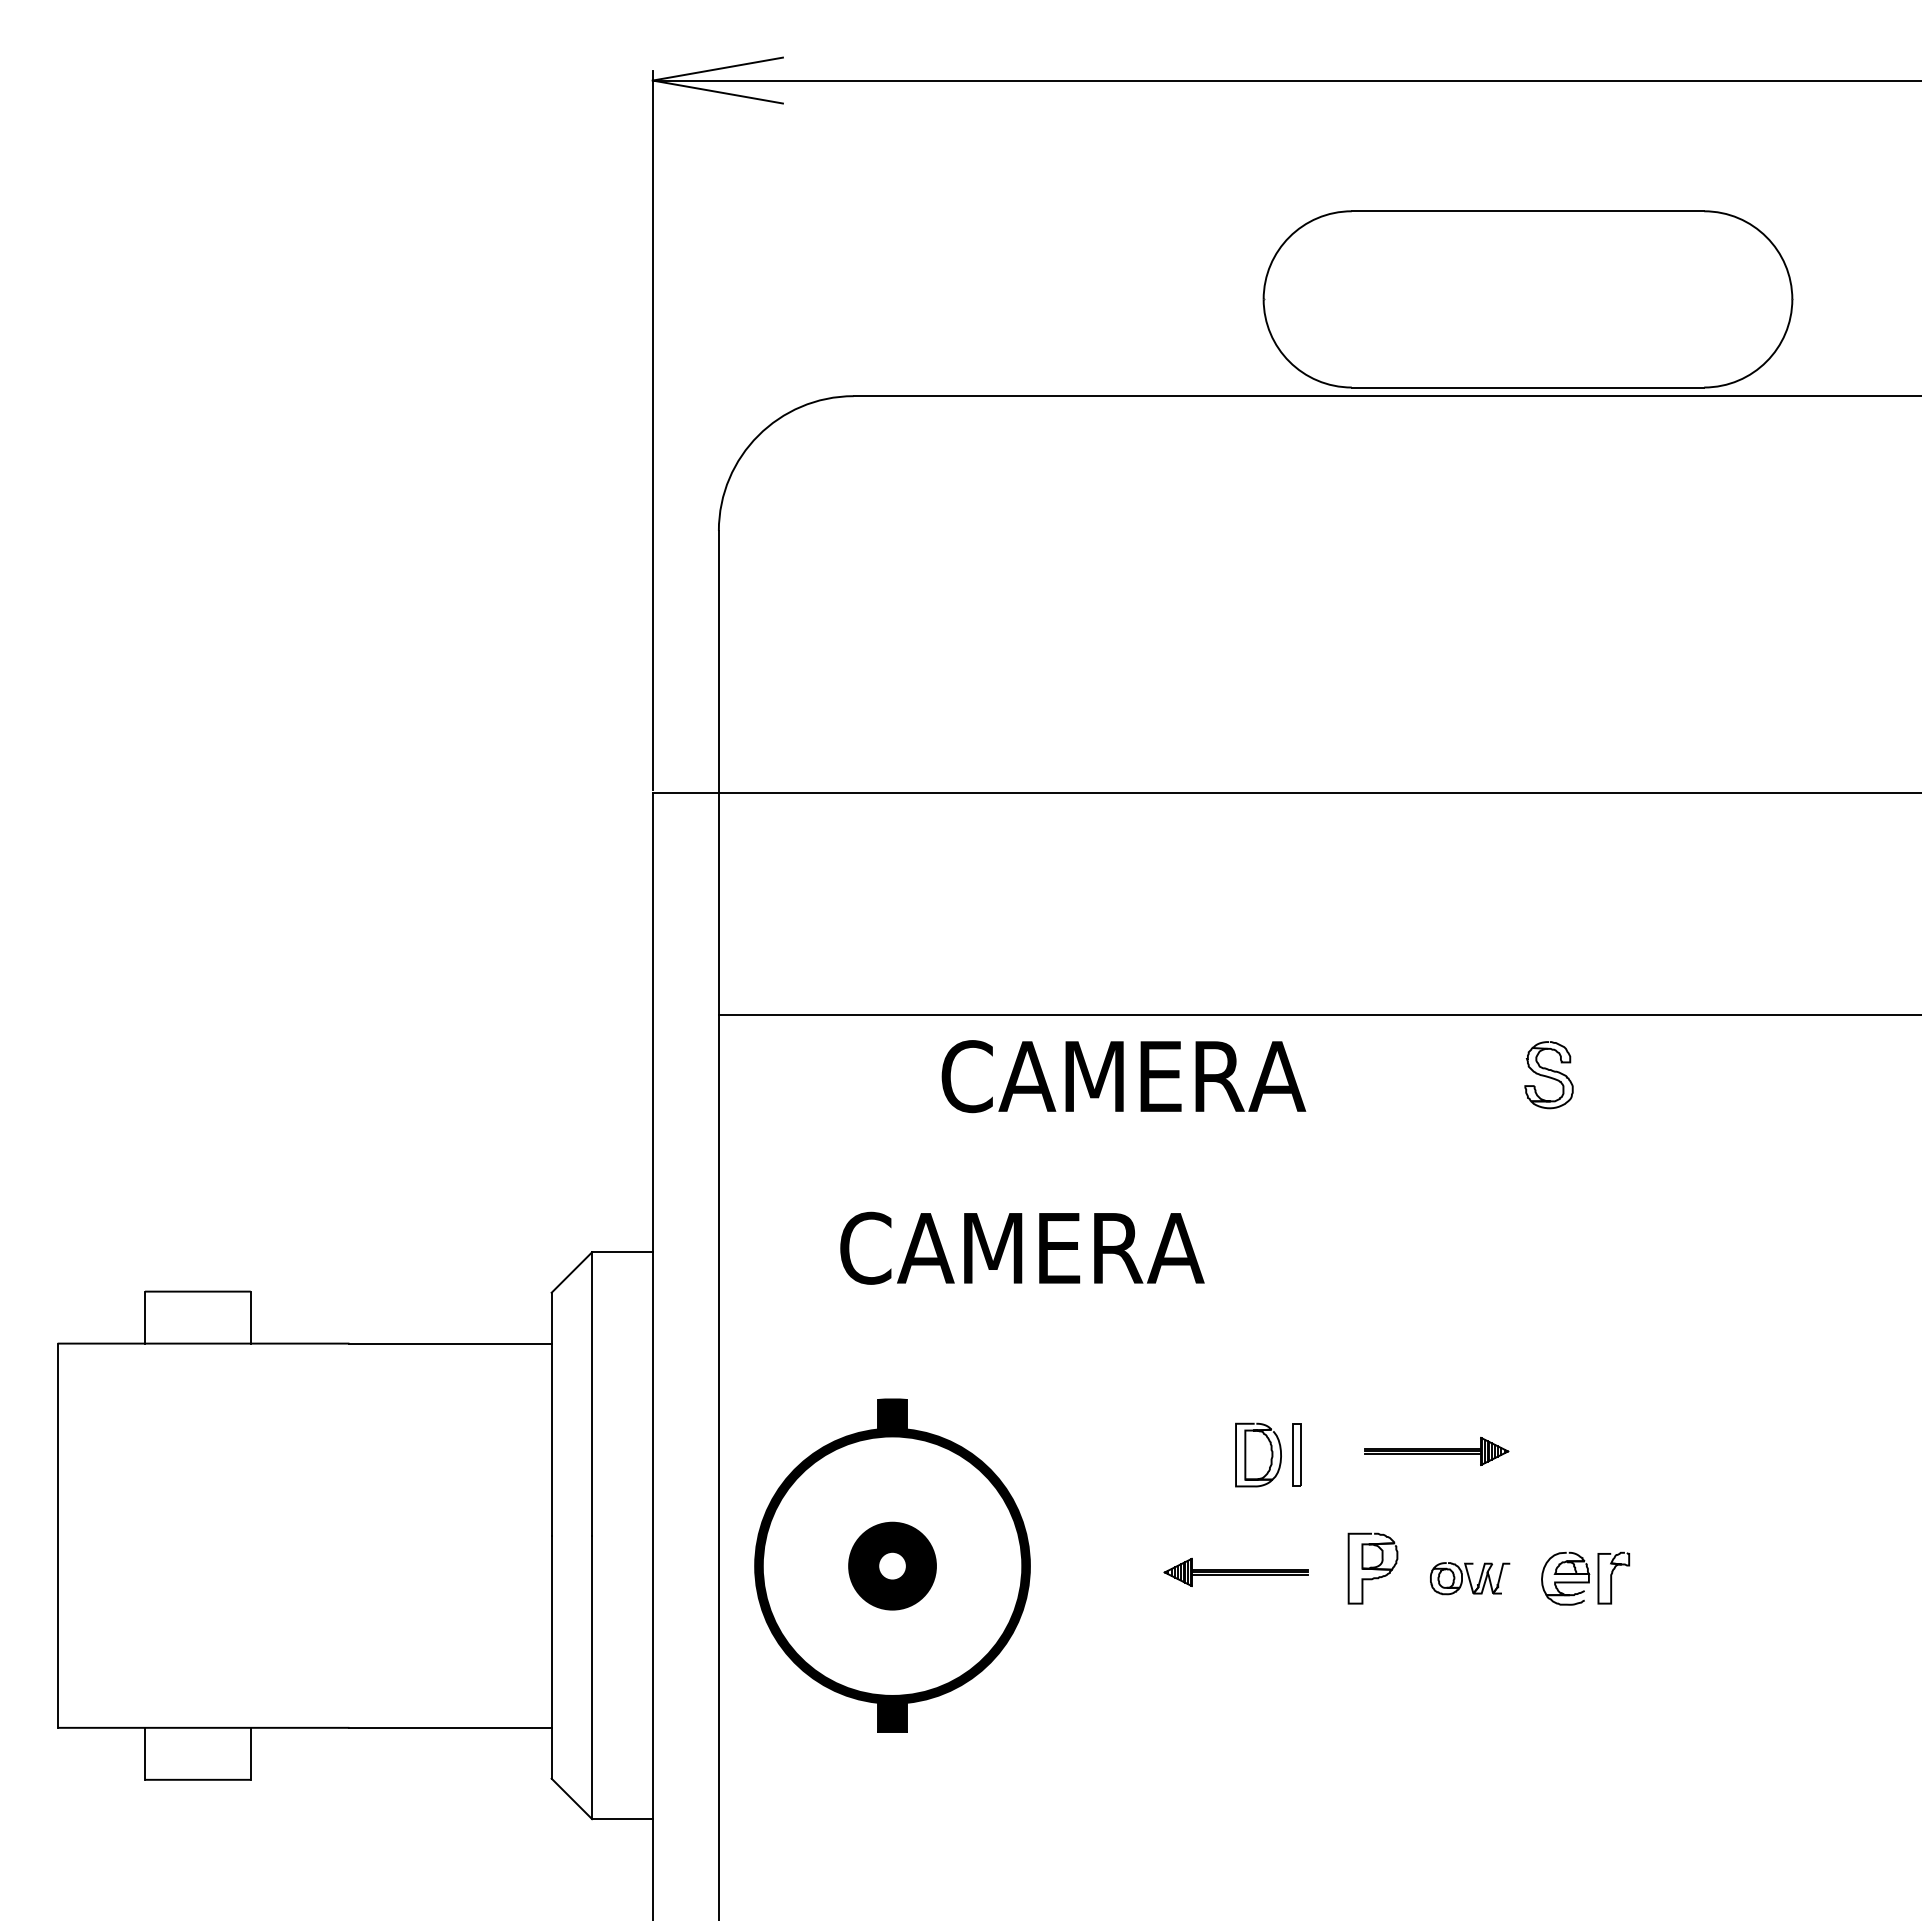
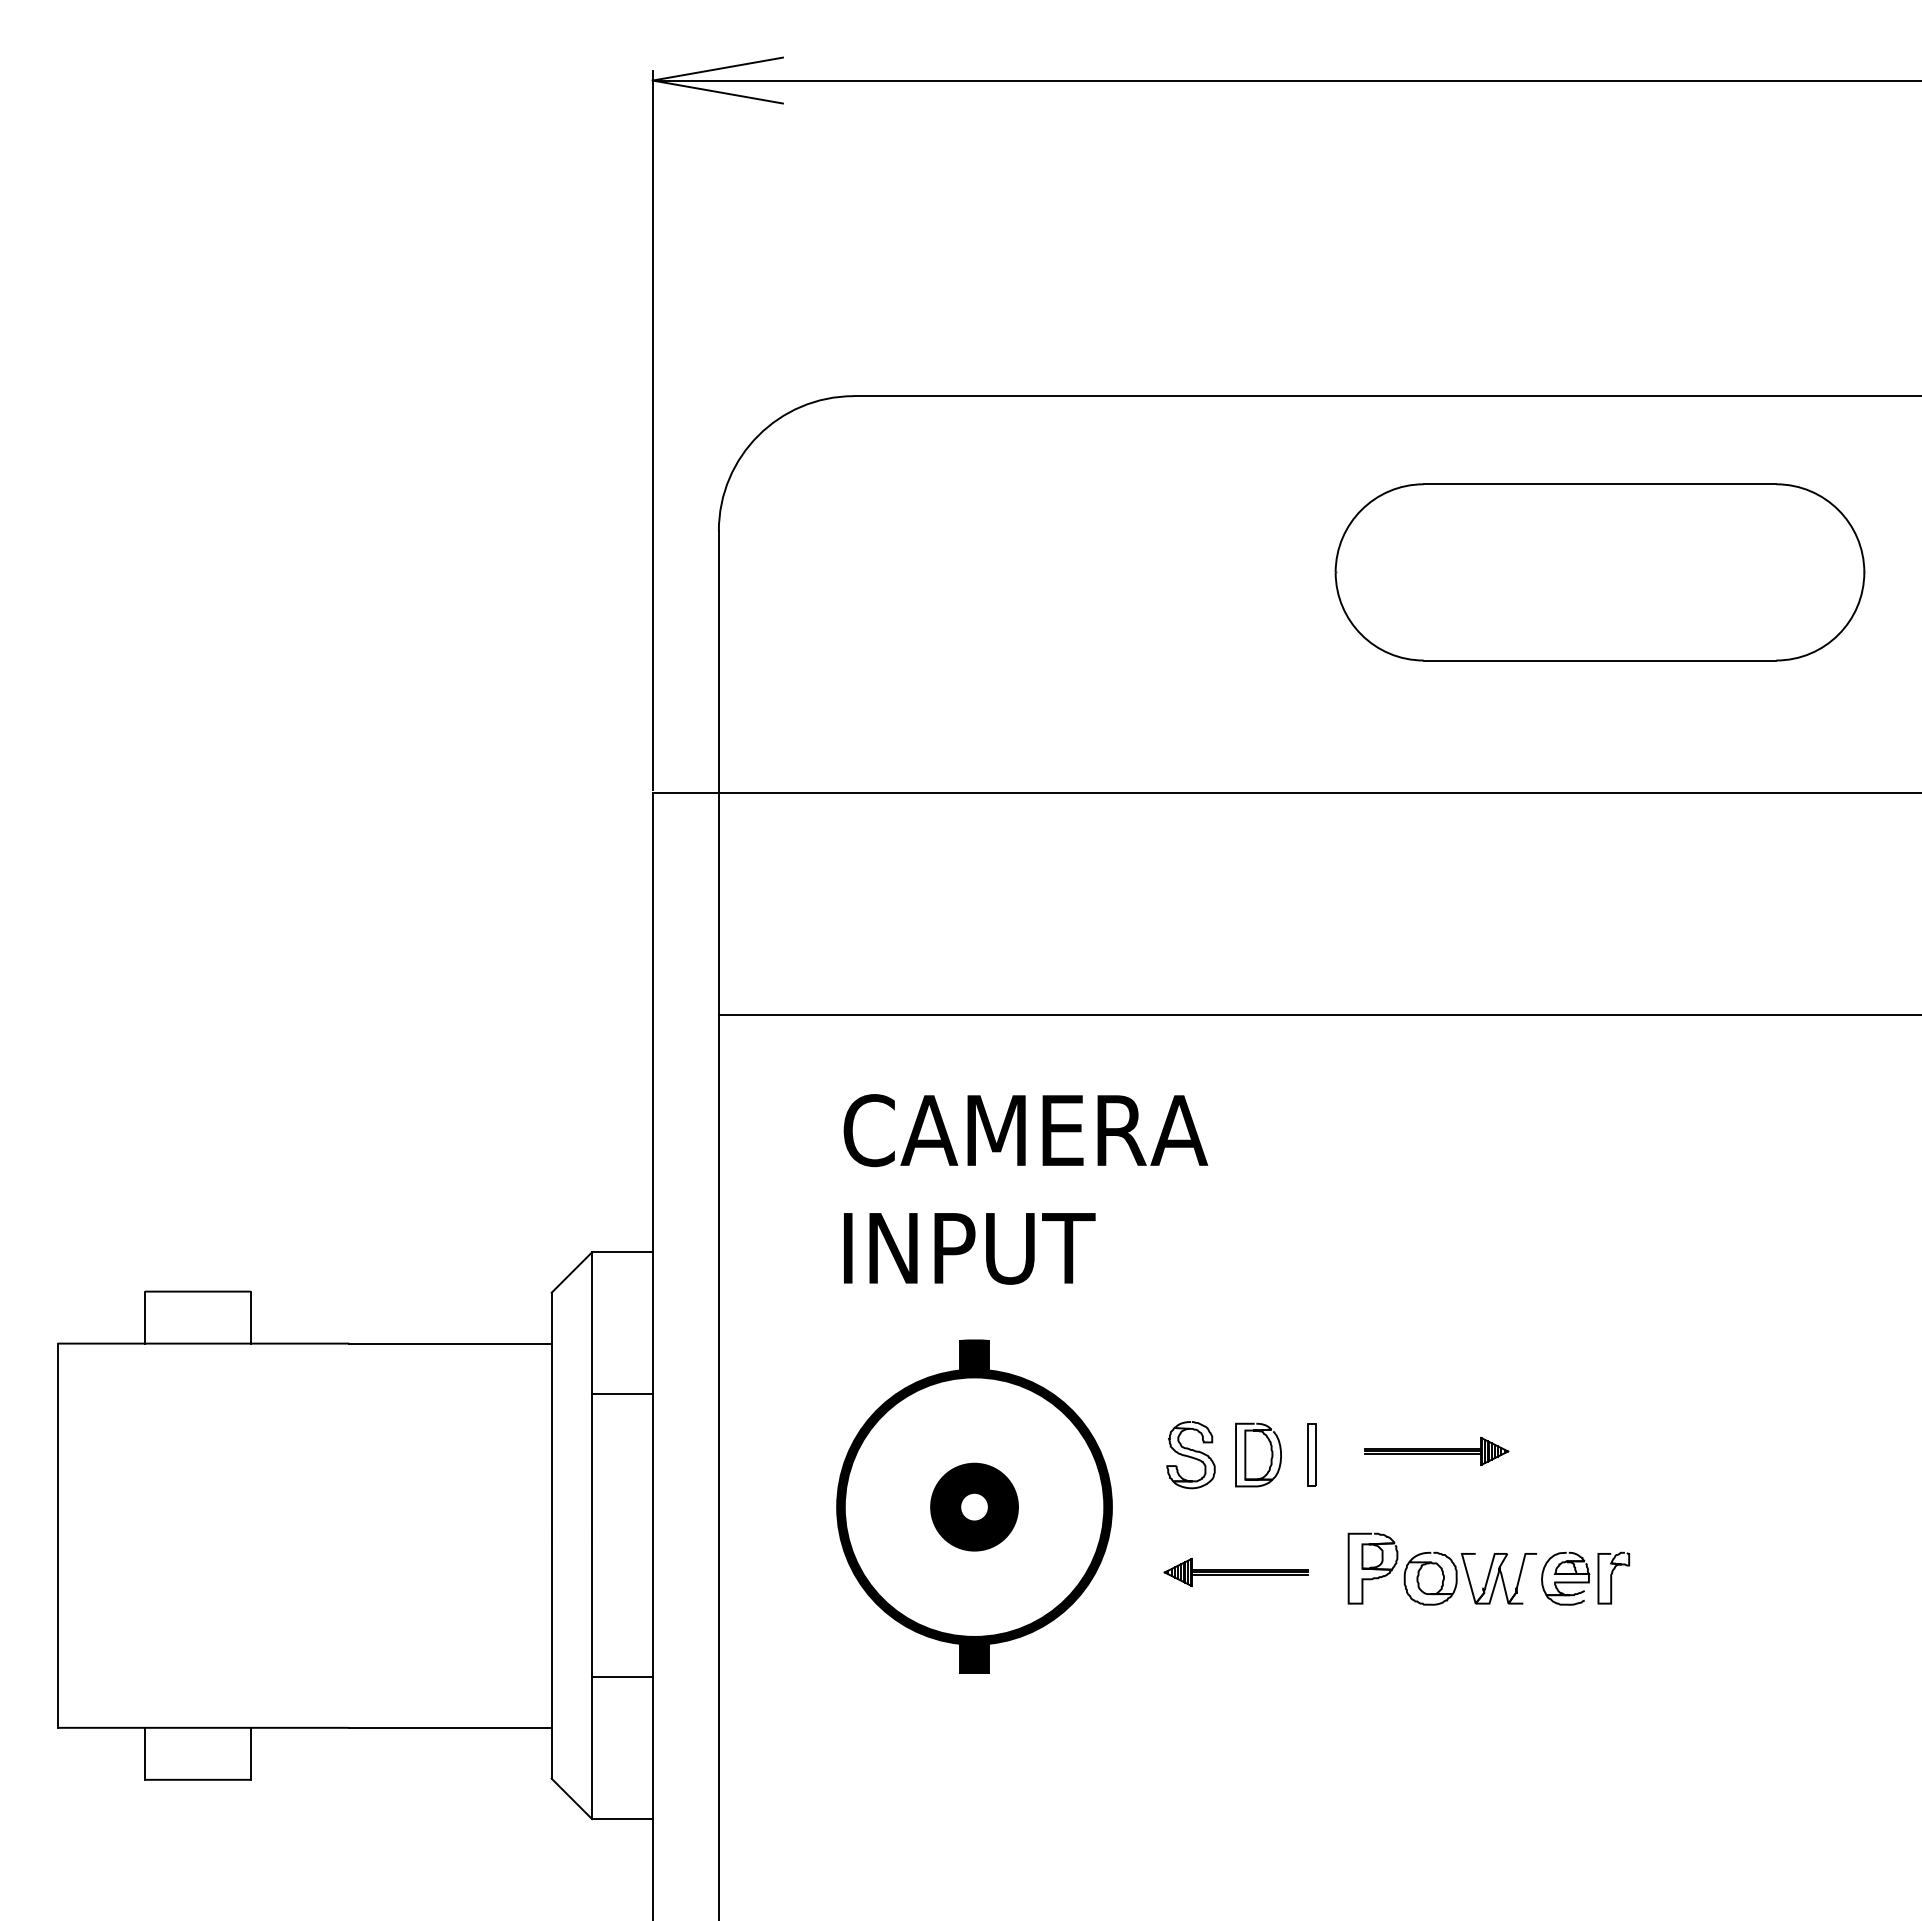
part position: (1527, 299) -> (1599, 572) (1599, 572)
part position: (1548, 1075) -> (1190, 1455) (1190, 1455)
text position: (1123, 1076) -> (1025, 1130) (1025, 1130)
text: CAMERA -> INPUT (1022, 1247)
line: none -> present (622, 1394)
part position: (1296, 1454) -> (1311, 1454) (1311, 1454)
part position: (892, 1565) -> (974, 1506) (974, 1506)
part size: 81x34 px -> 134x55 px (1469, 1578)
line: none -> present (622, 1677)
